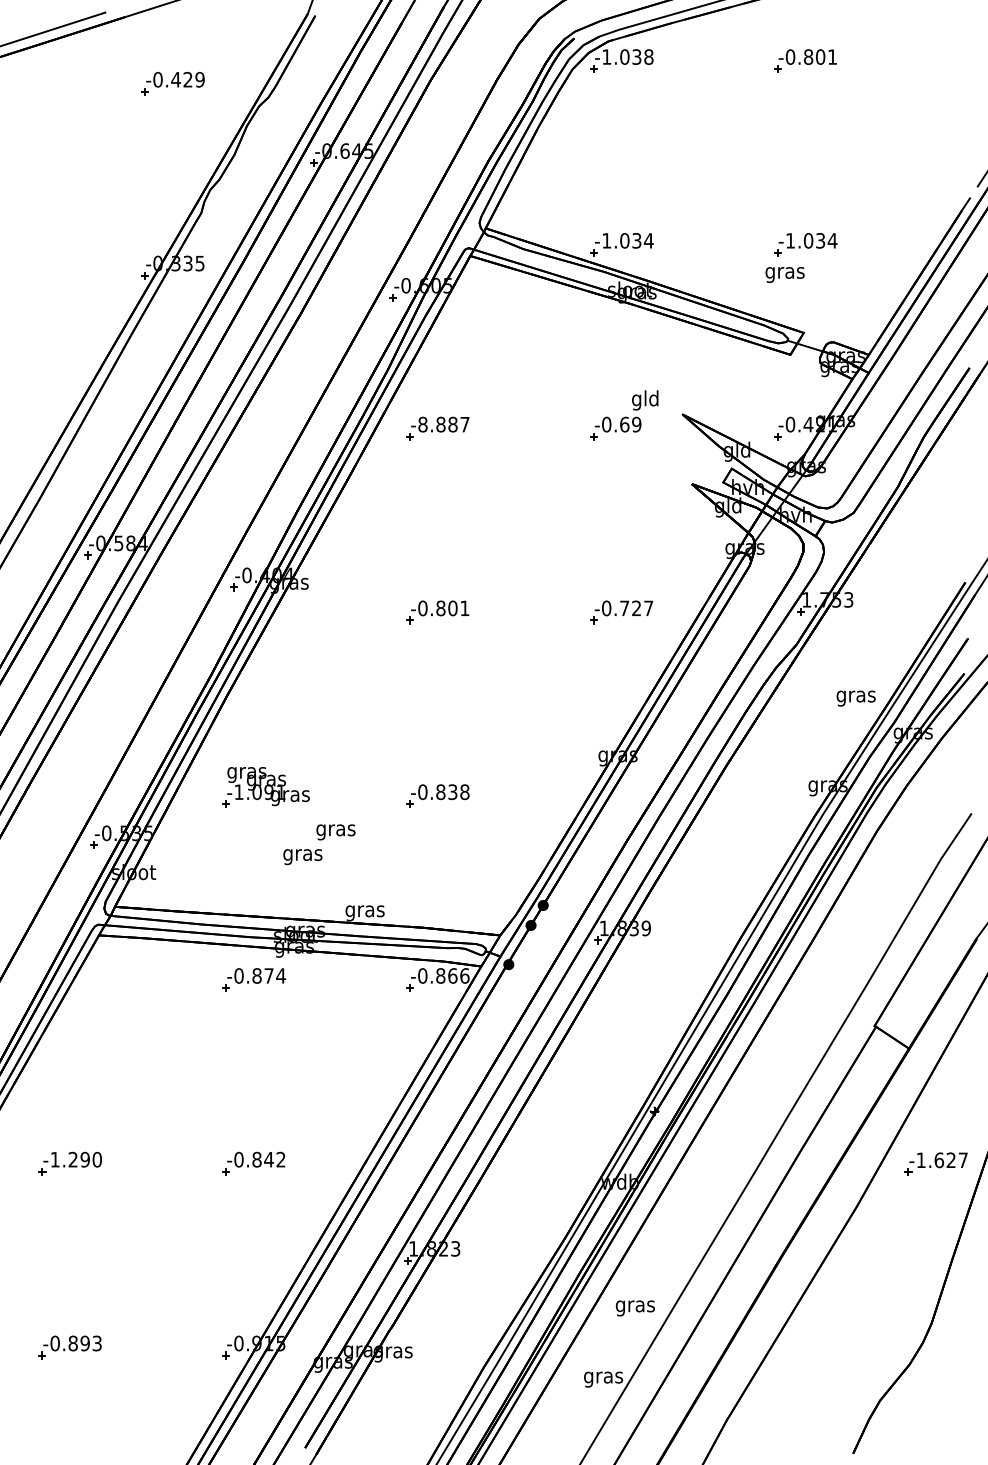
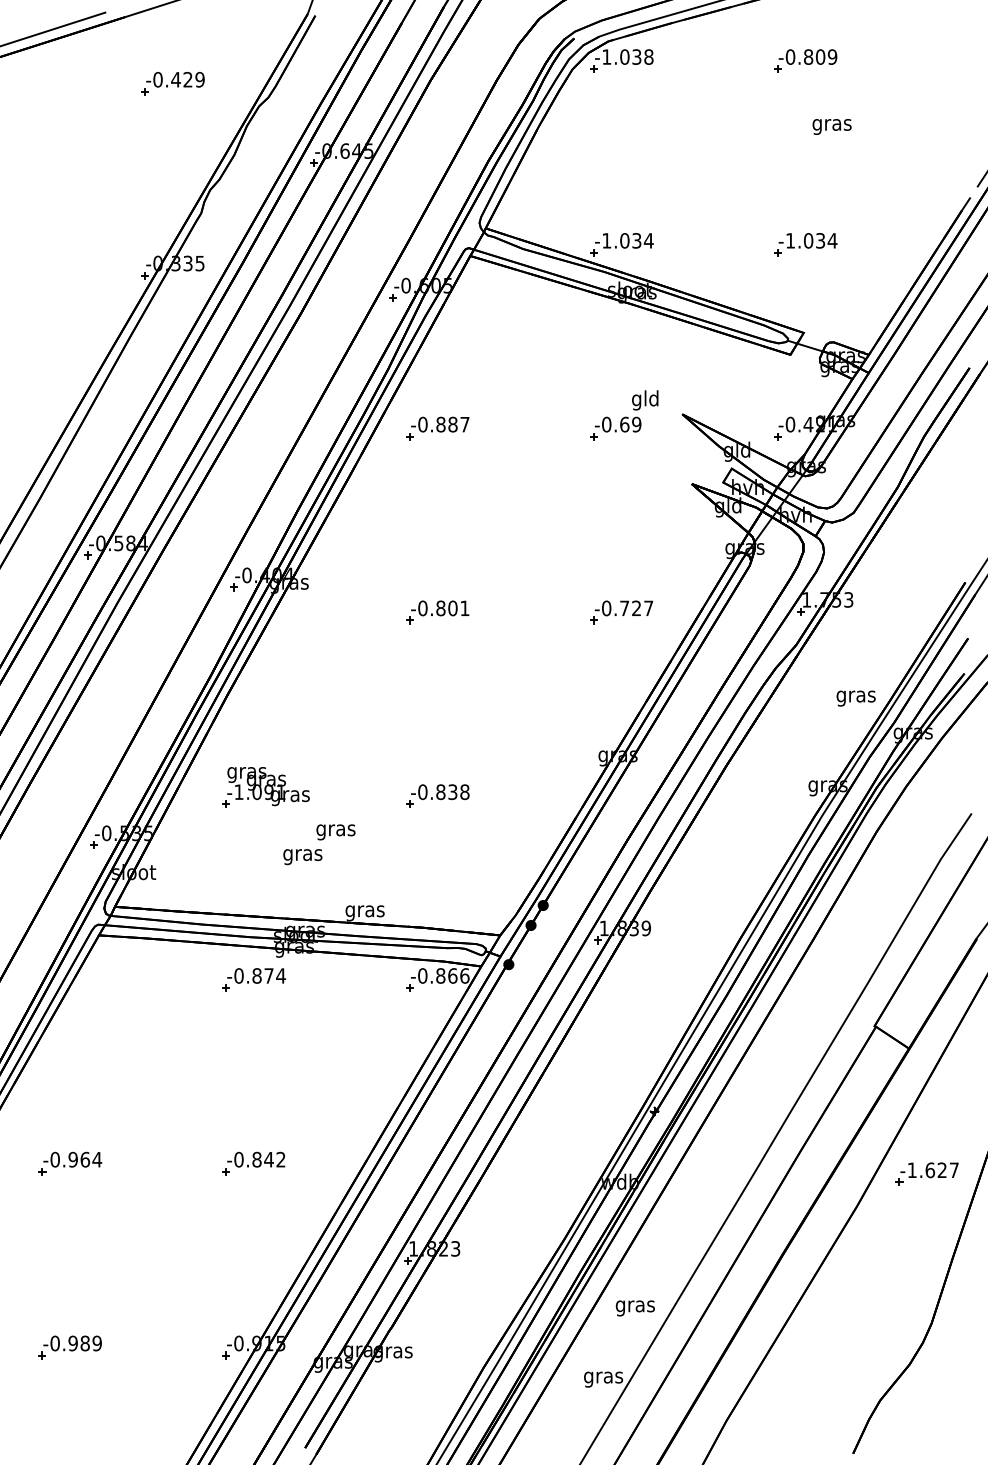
text: -0.801 -> -0.809 (832, 56)
text position: (784, 274) -> (831, 126) (831, 126)
text: -8.887 -> -0.887 (422, 424)
text: -1.290 -> -0.964 (76, 1159)
part position: (935, 1163) -> (926, 1173) (926, 1173)
text: -0.893 -> -0.989 (84, 1343)
